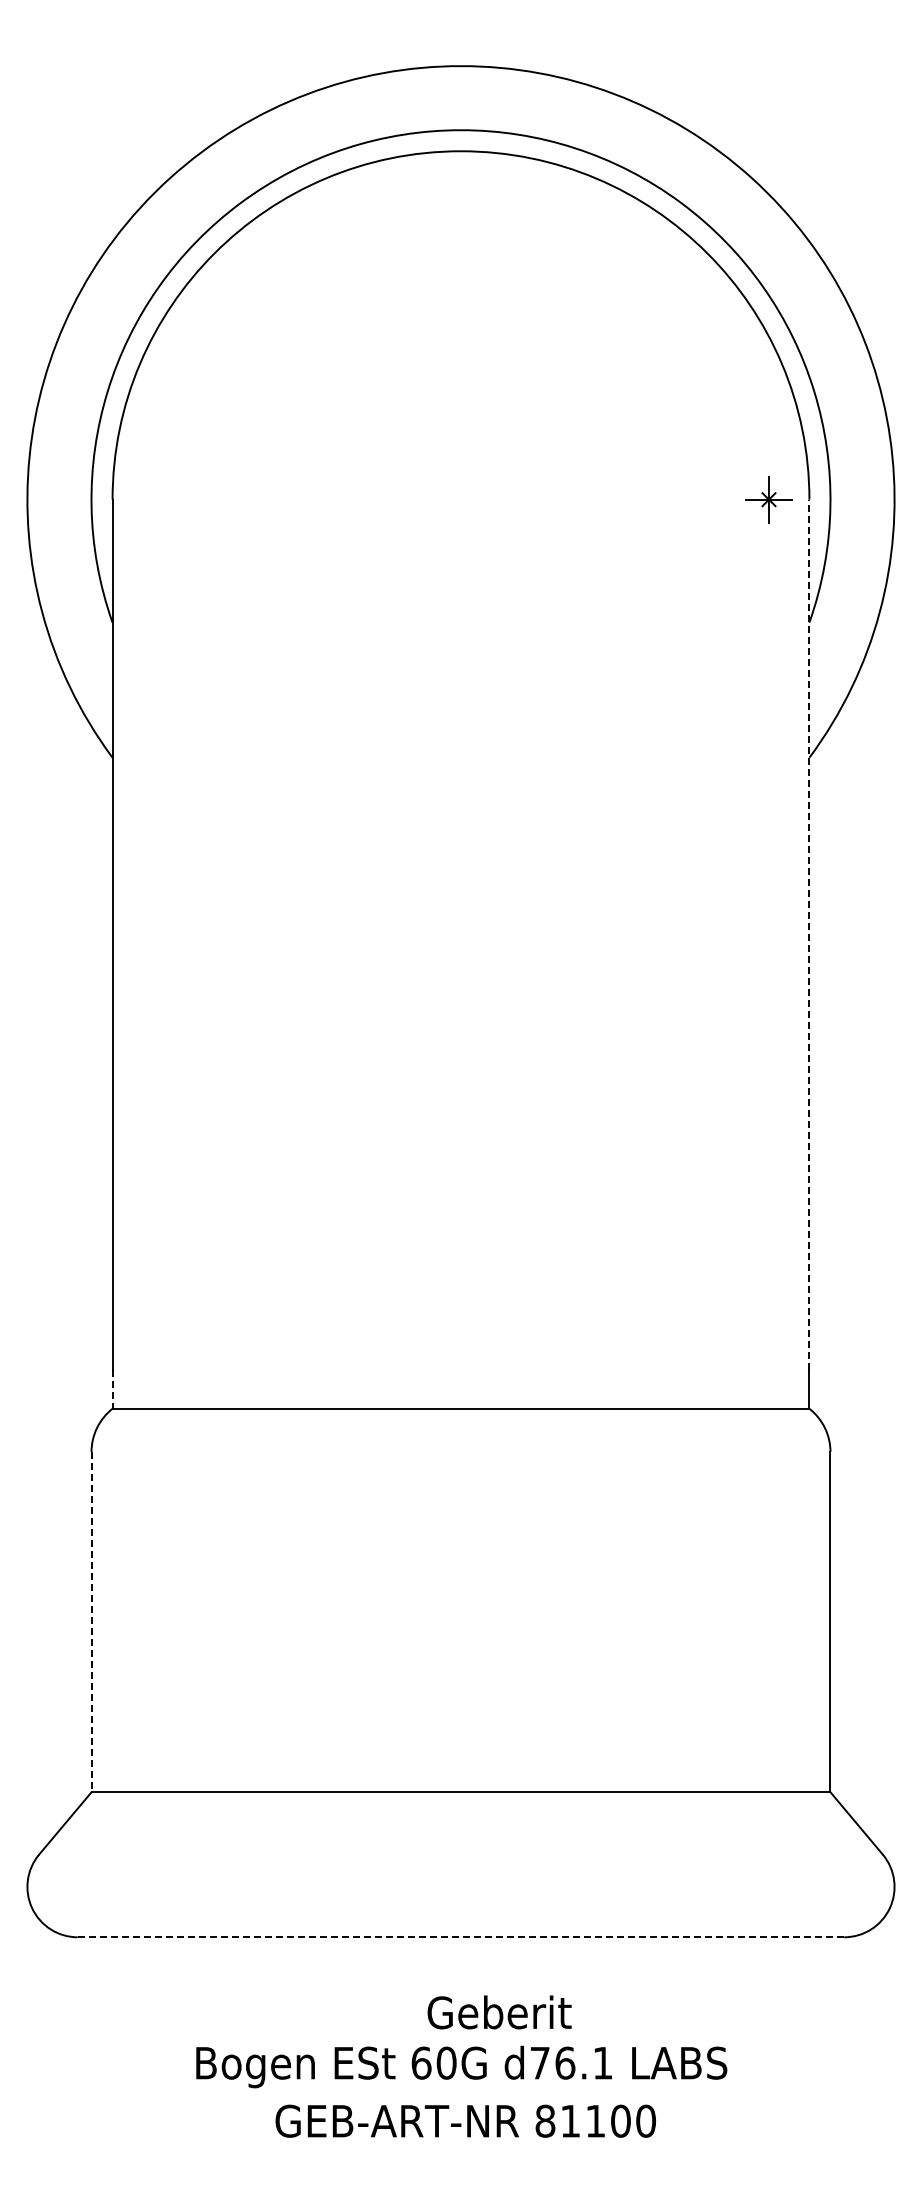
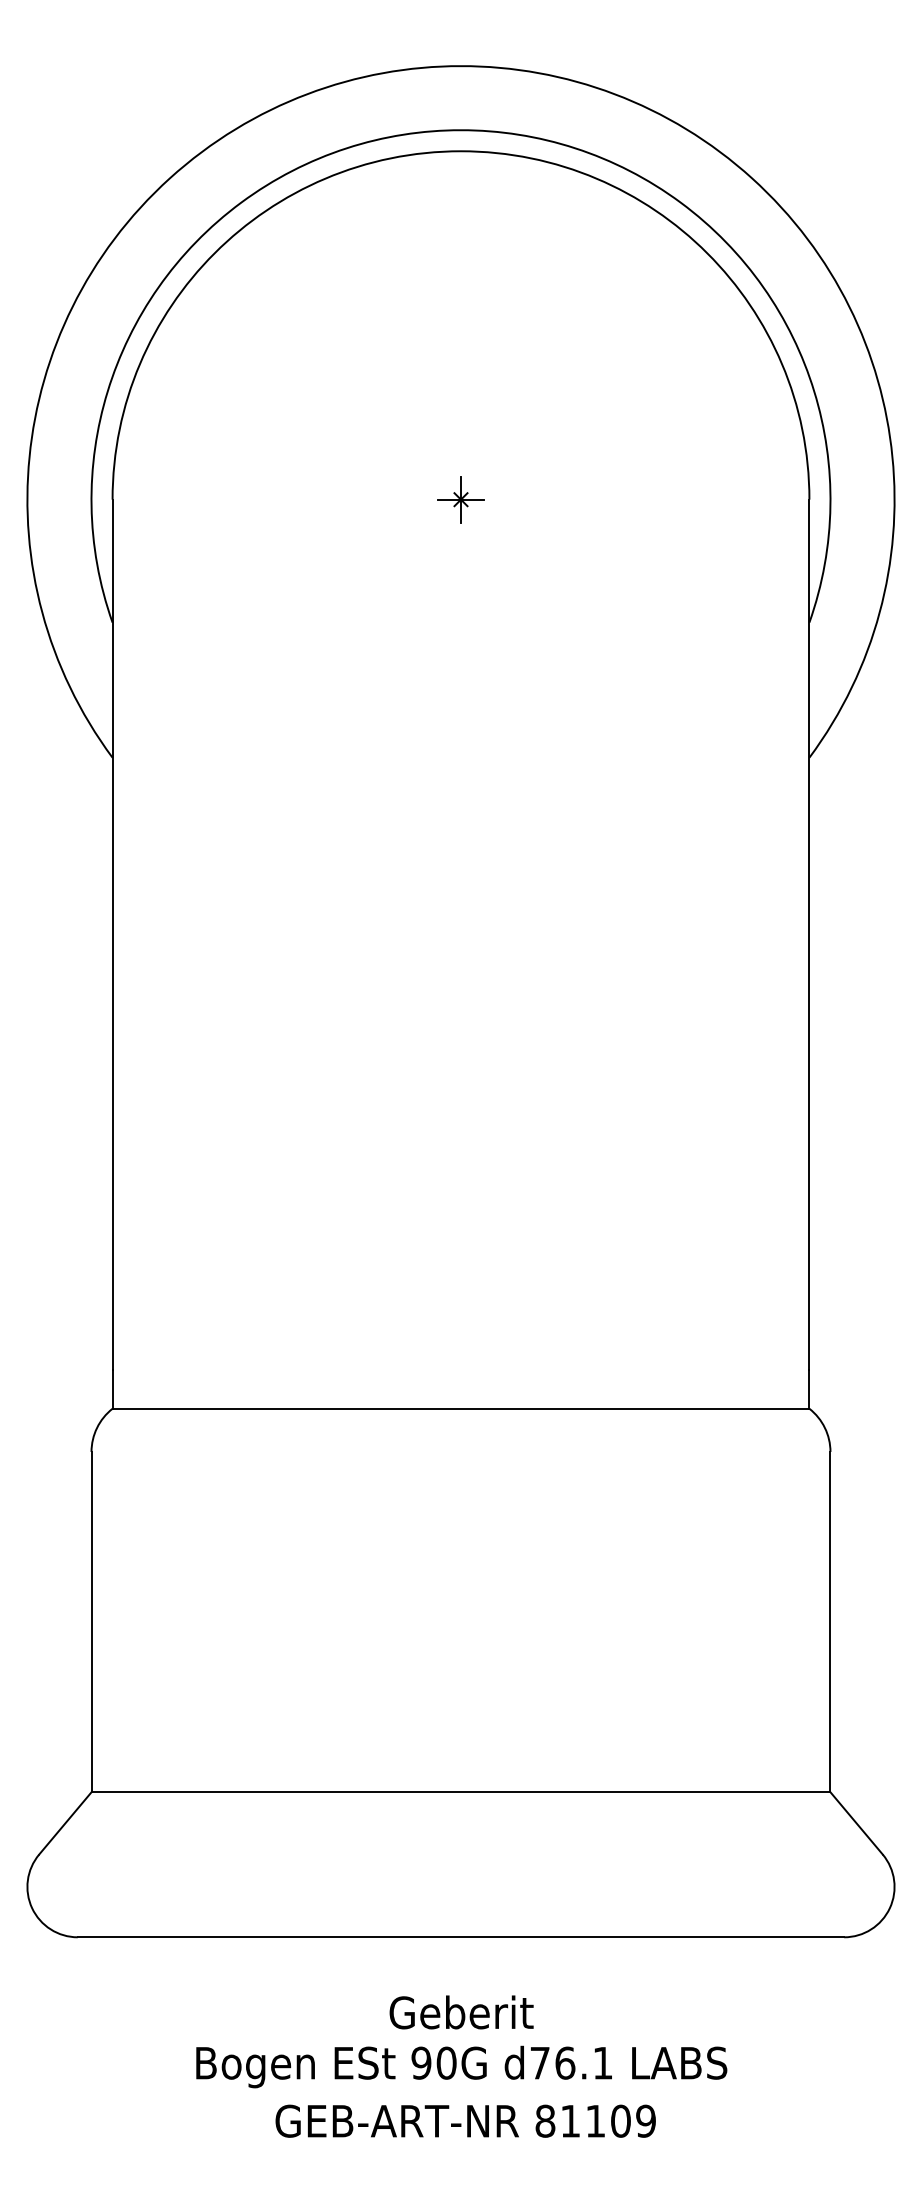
part position: (768, 499) -> (460, 499) (460, 499)
line: dashed -> solid (809, 934)
line: dashed -> solid (112, 1389)
line: dashed -> solid (91, 1622)
line: dashed -> solid (461, 1937)
text position: (499, 2012) -> (461, 2012) (461, 2012)
text: 60G -> 90G (421, 2062)
text: 81100 -> 81109 (646, 2121)
